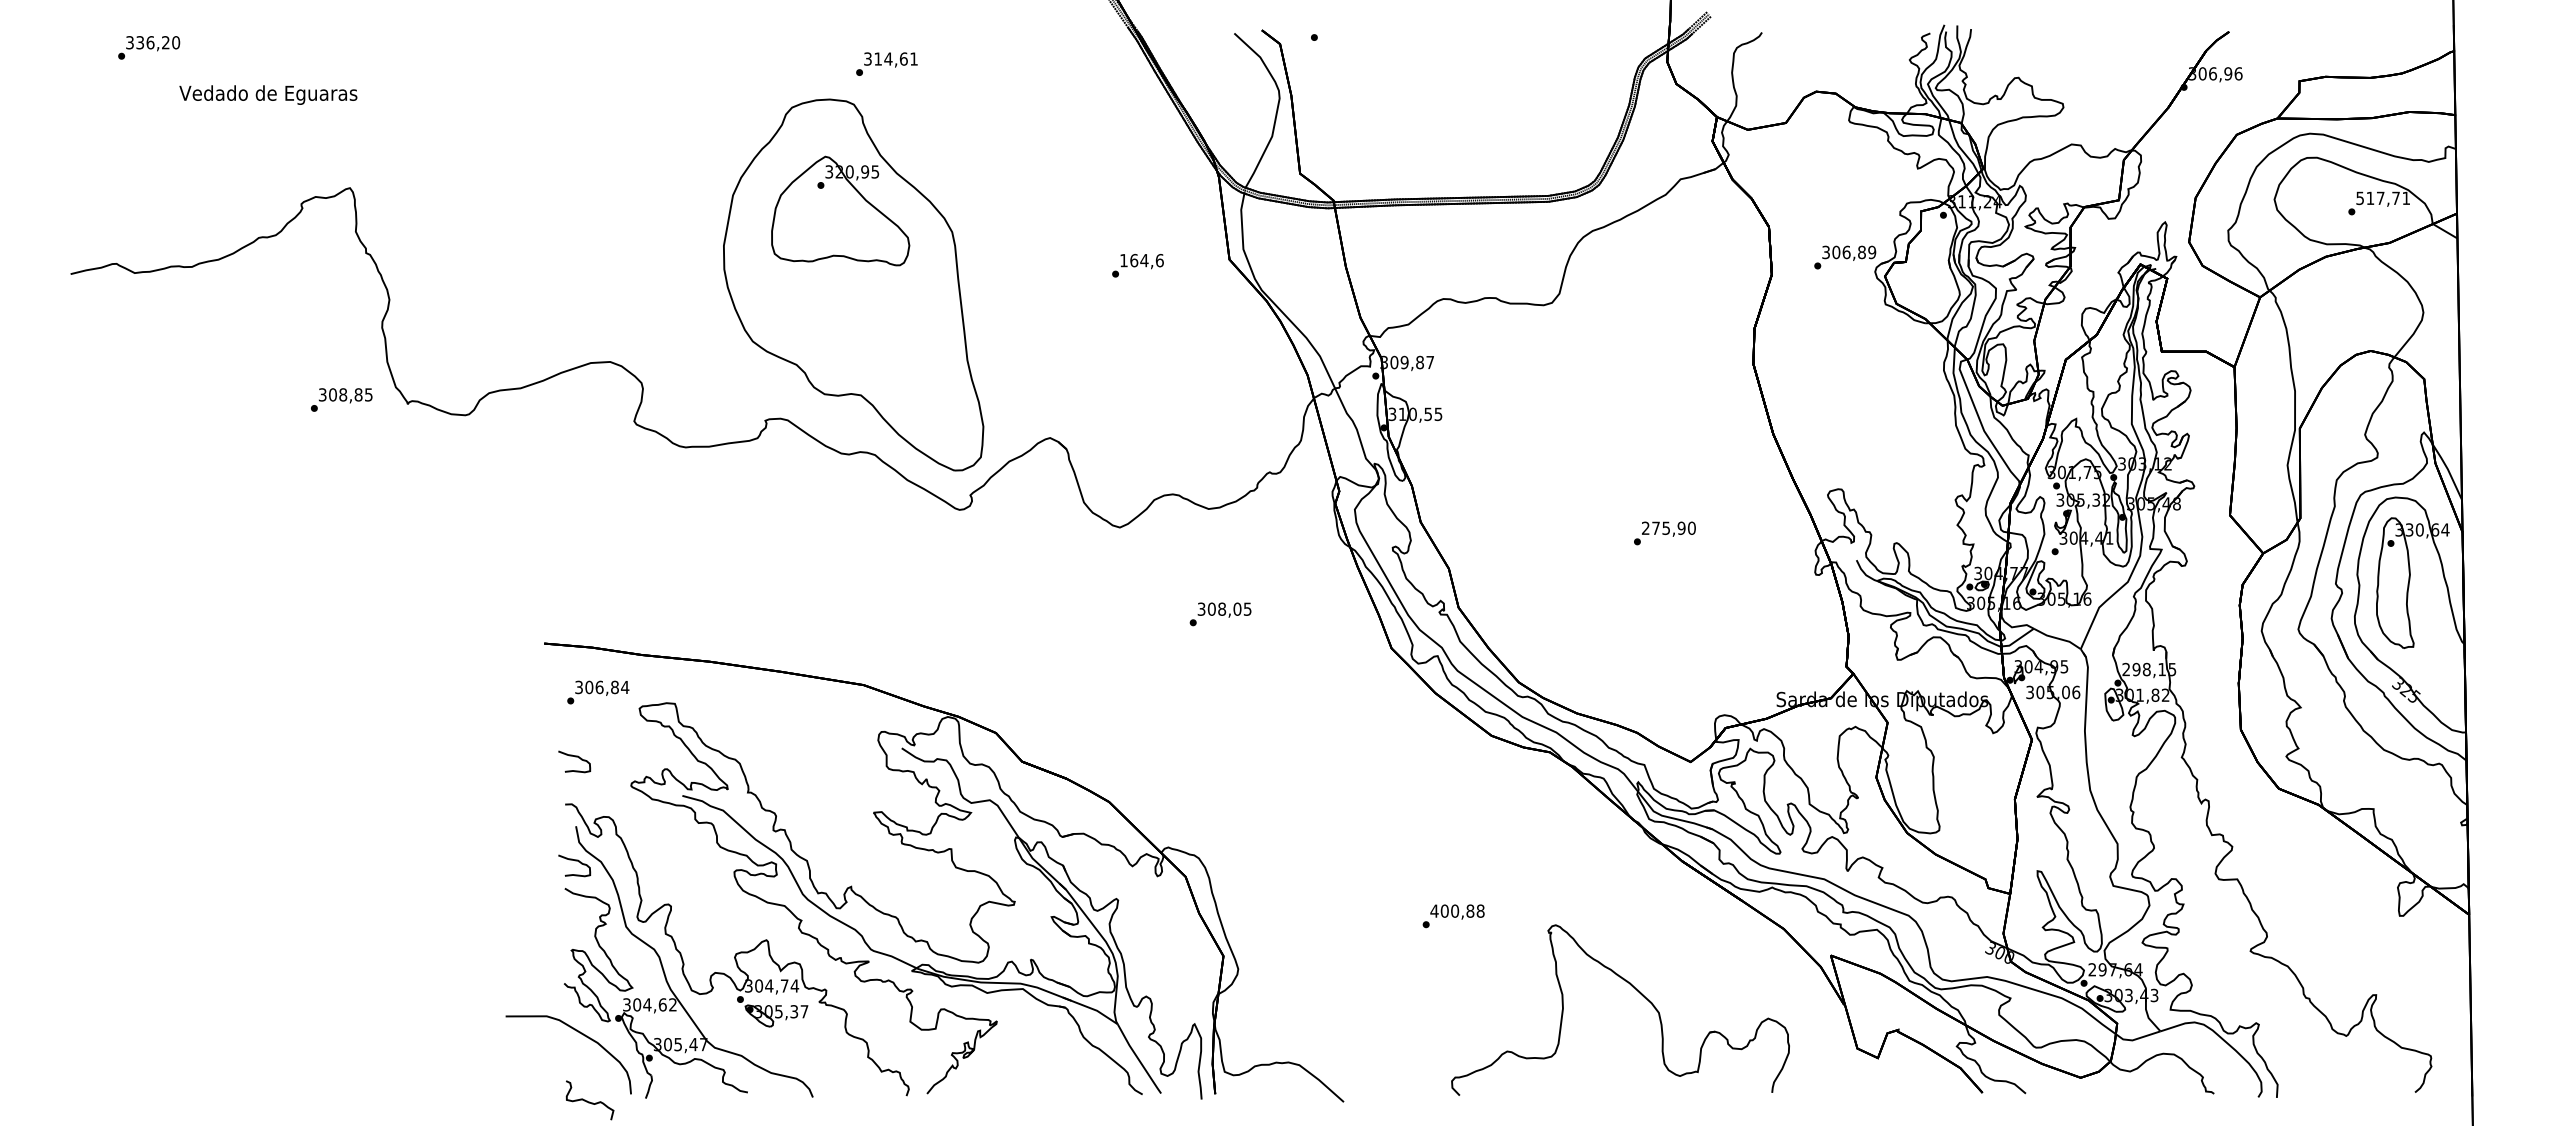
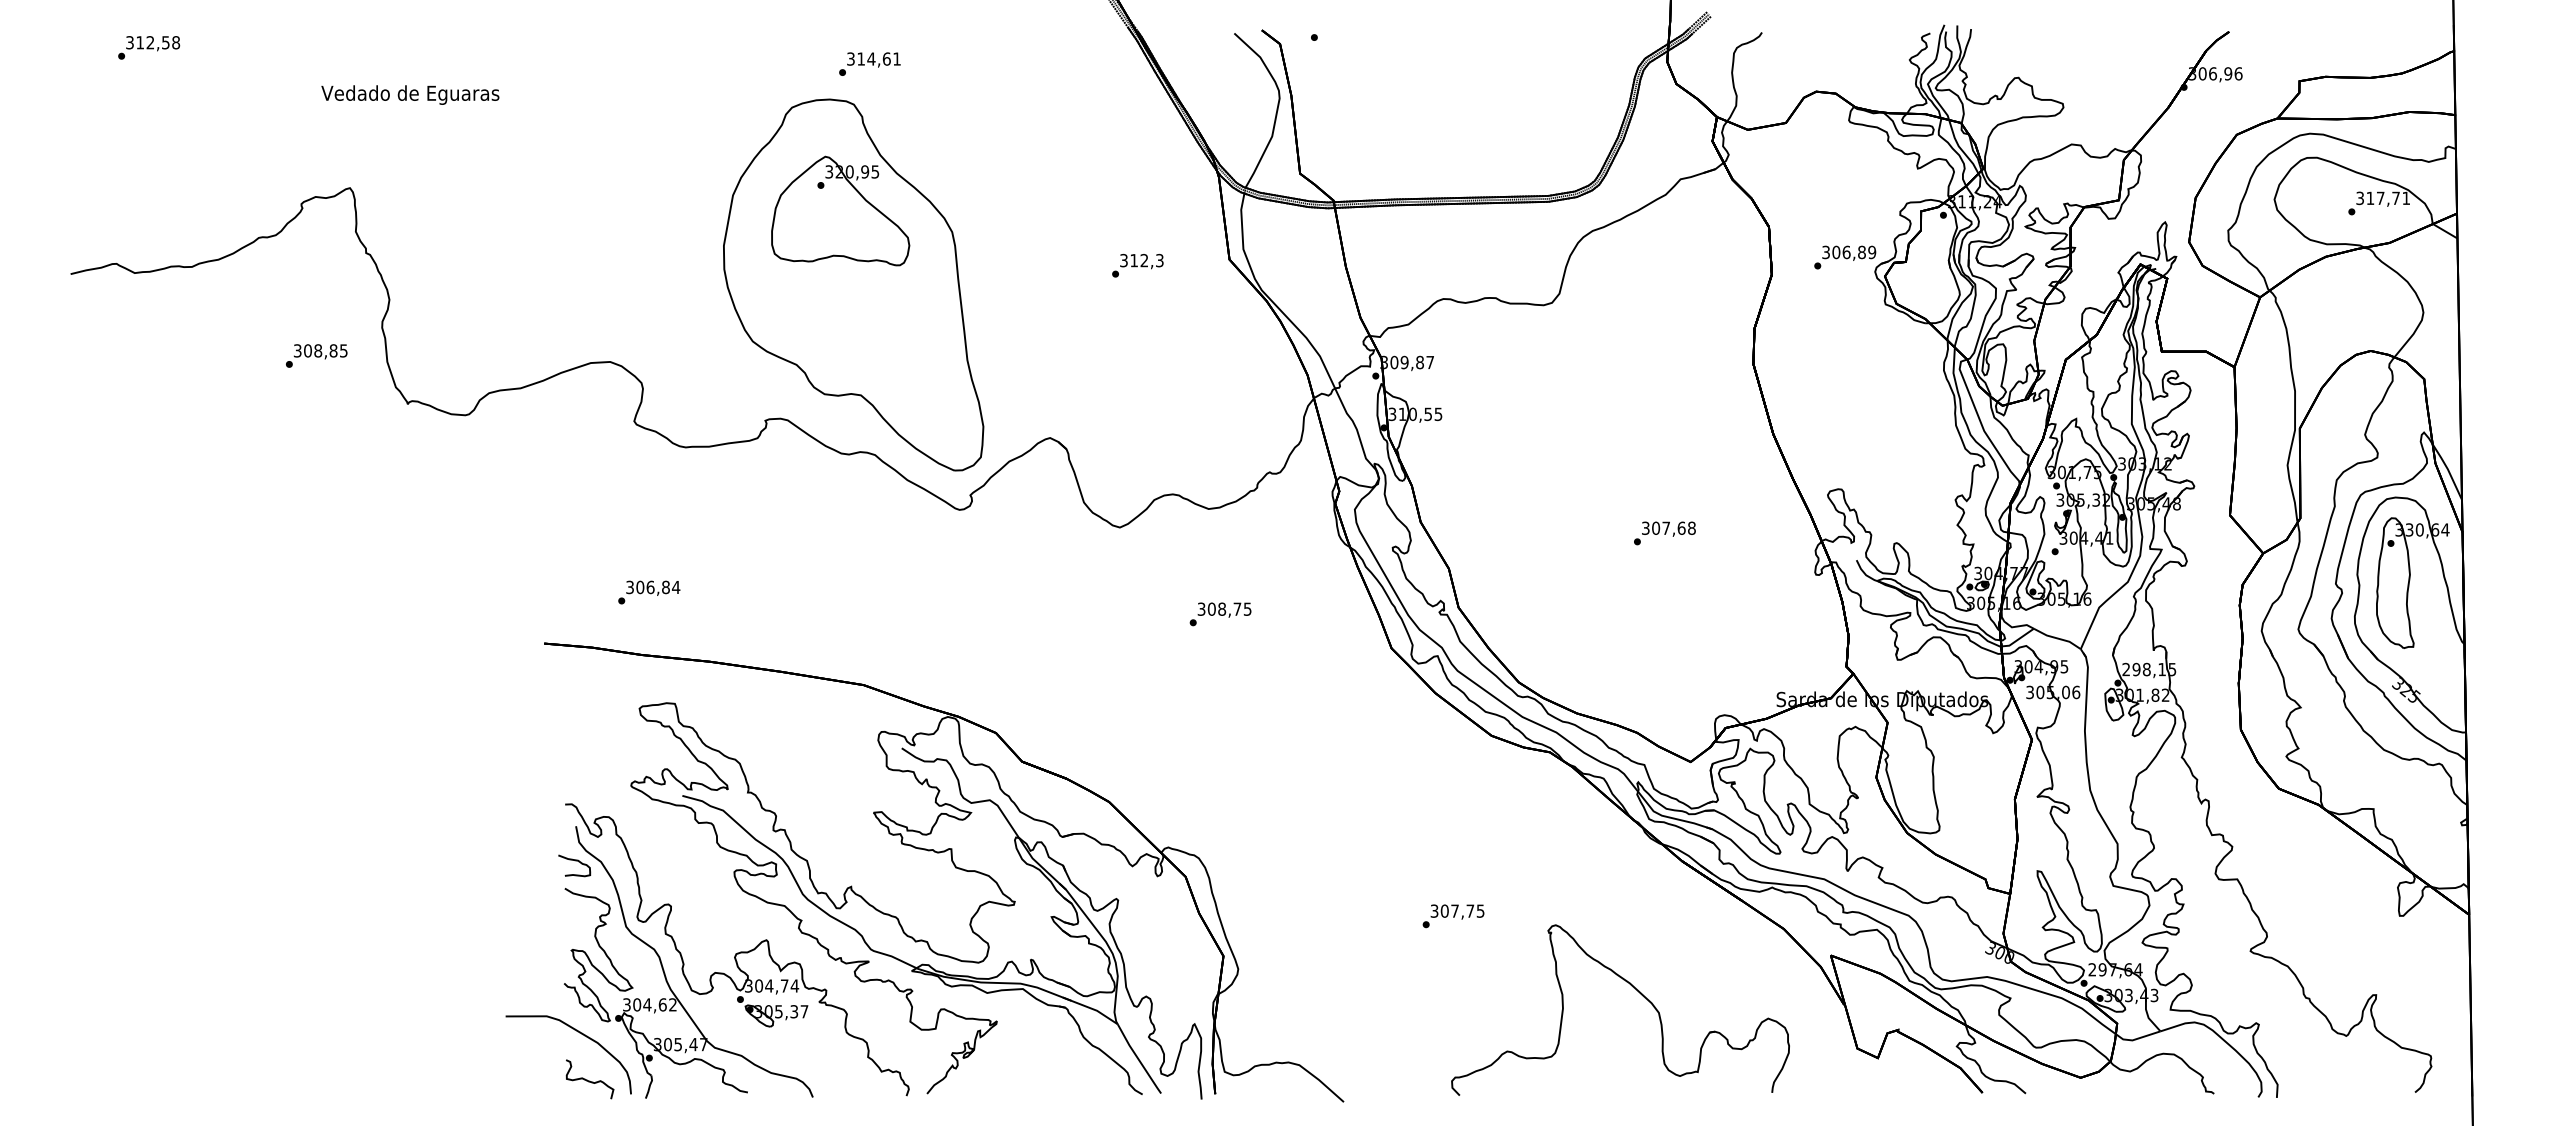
text: 336,20 -> 312,58 (158, 42)
text position: (886, 63) -> (869, 63) (869, 63)
text position: (268, 94) -> (410, 94) (410, 94)
text: 517,71 -> 317,71 (2359, 197)
text: 164,6 -> 312,3 (1141, 260)
text position: (341, 399) -> (316, 355) (316, 355)
text: 275,90 -> 307,68 (1668, 527)
text: 308,05 -> 308,75 (1237, 608)
text position: (598, 692) -> (649, 592) (649, 592)
curve: present -> none (575, 757)
text: 400,88 -> 307,75 (1457, 910)
curve position: (589, 1101) -> (589, 1080) (589, 1080)
